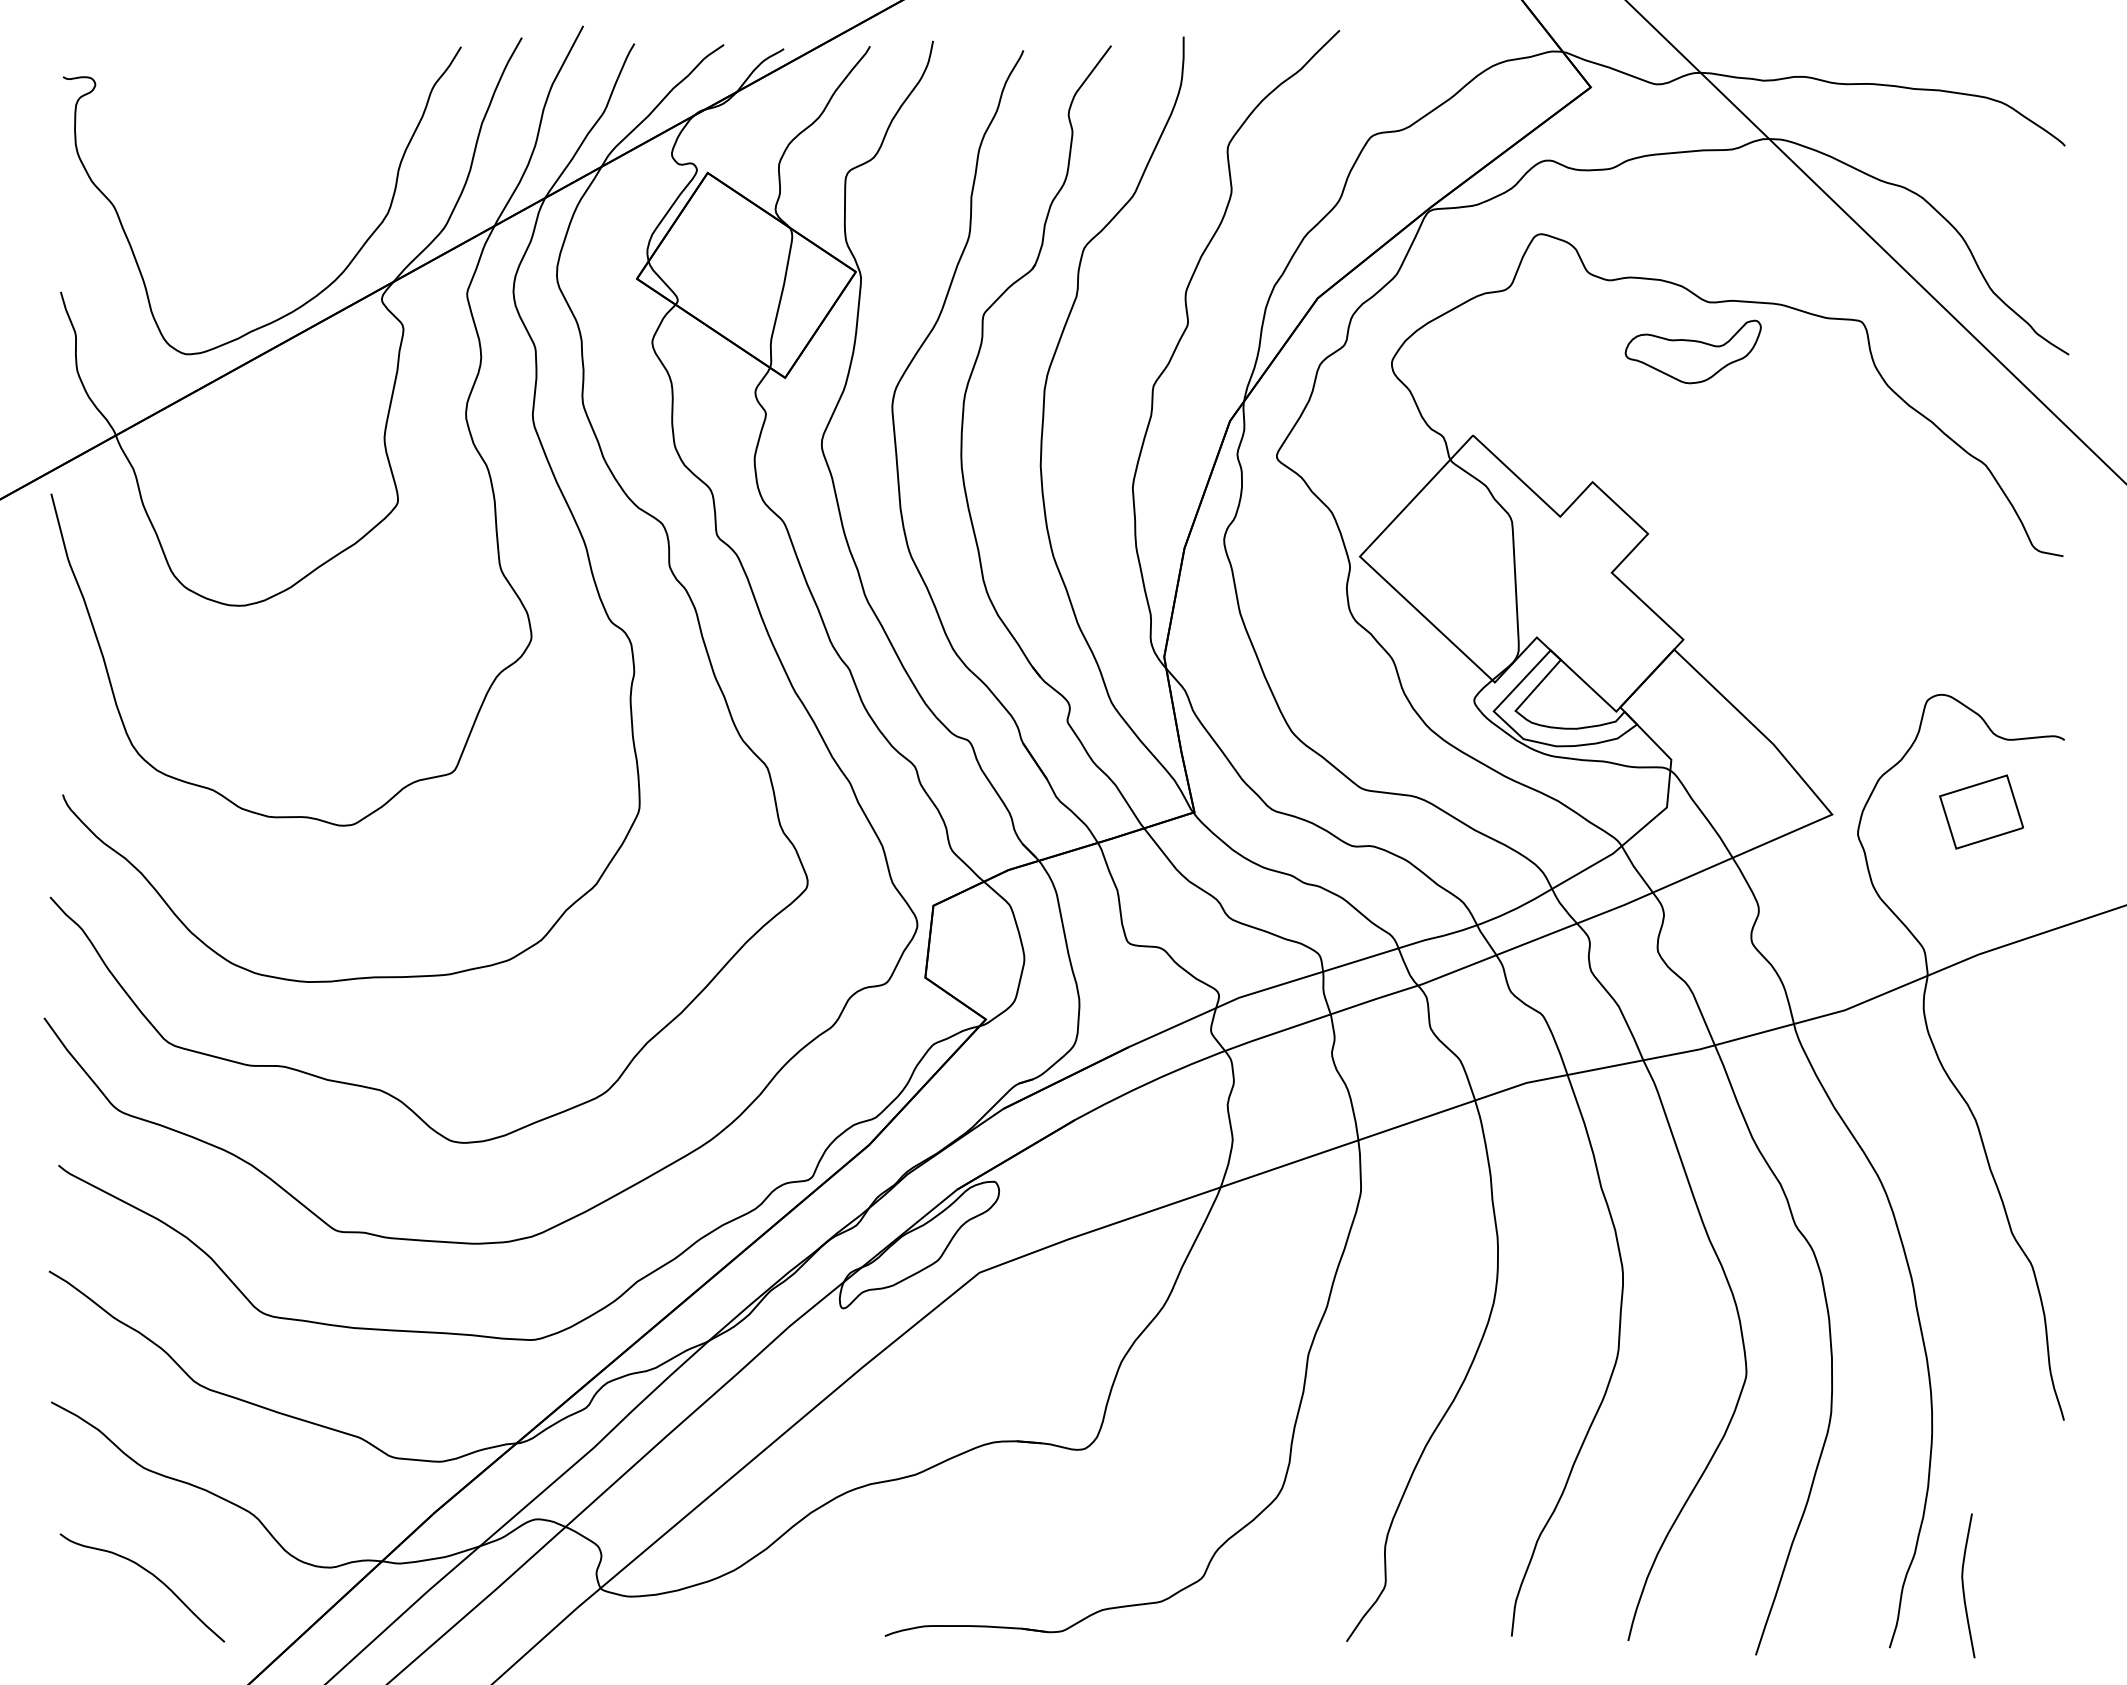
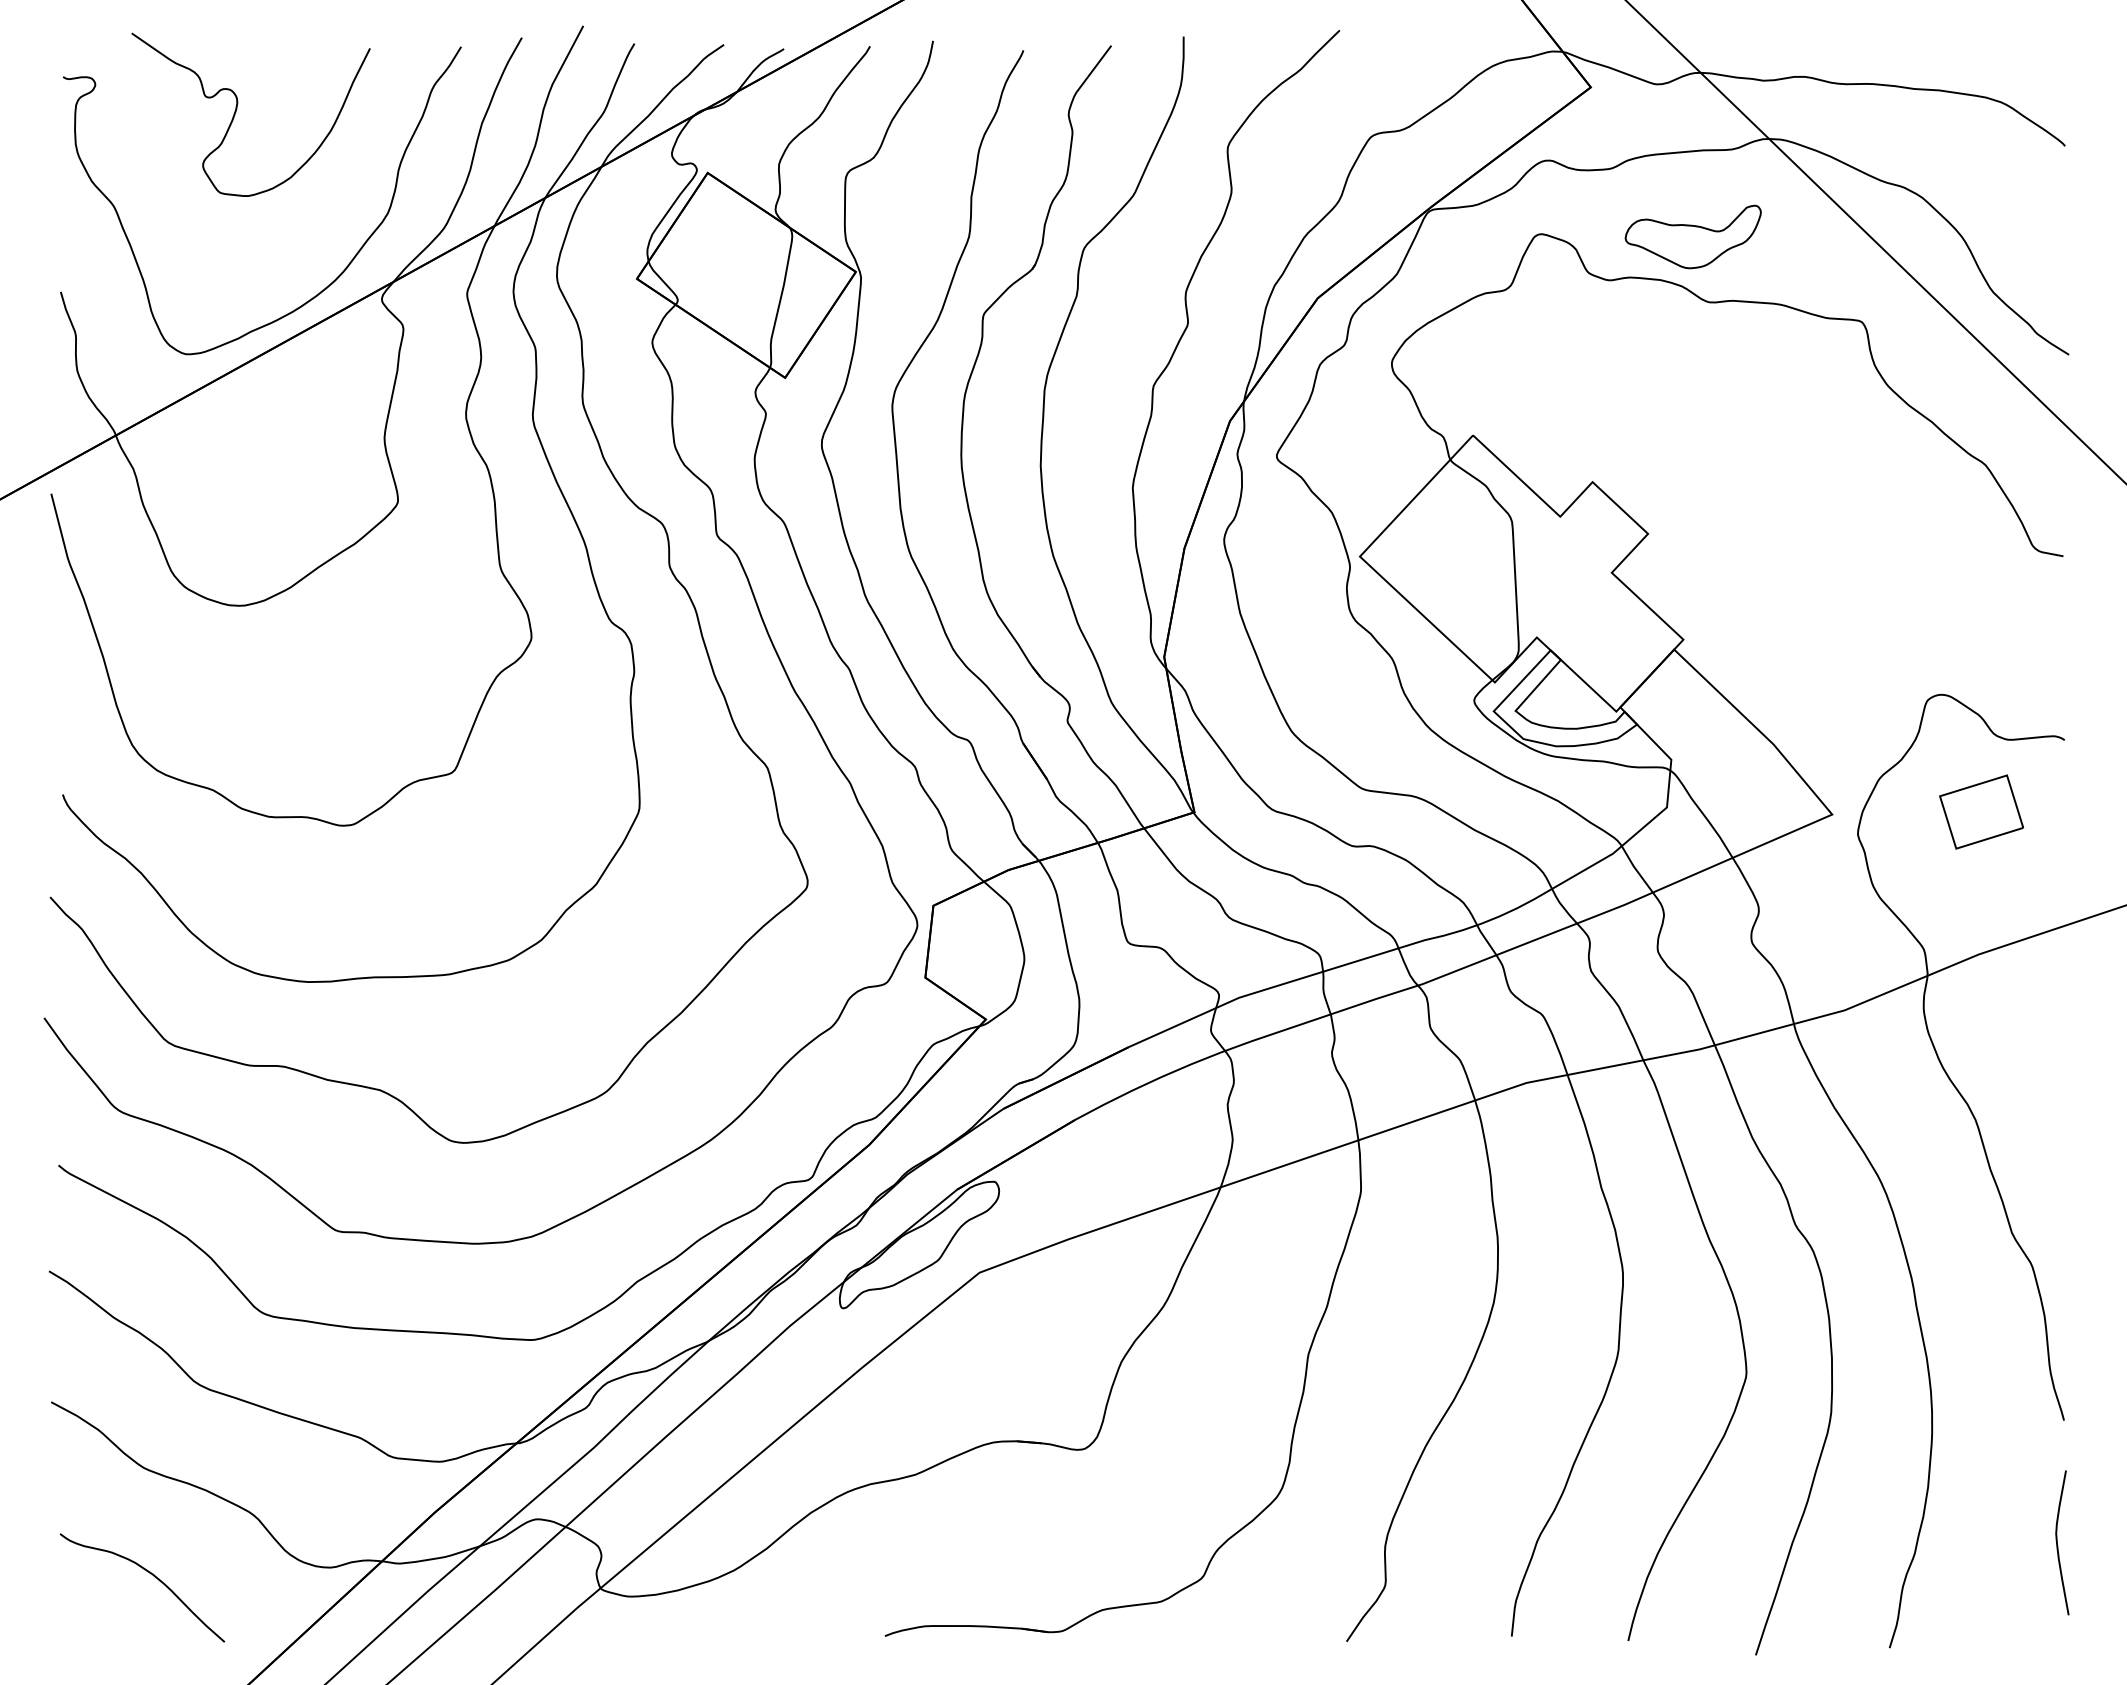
curve: none -> present (237, 109)
part position: (1692, 351) -> (1692, 236) (1692, 236)
curve position: (1963, 1585) -> (2057, 1542) (2057, 1542)
